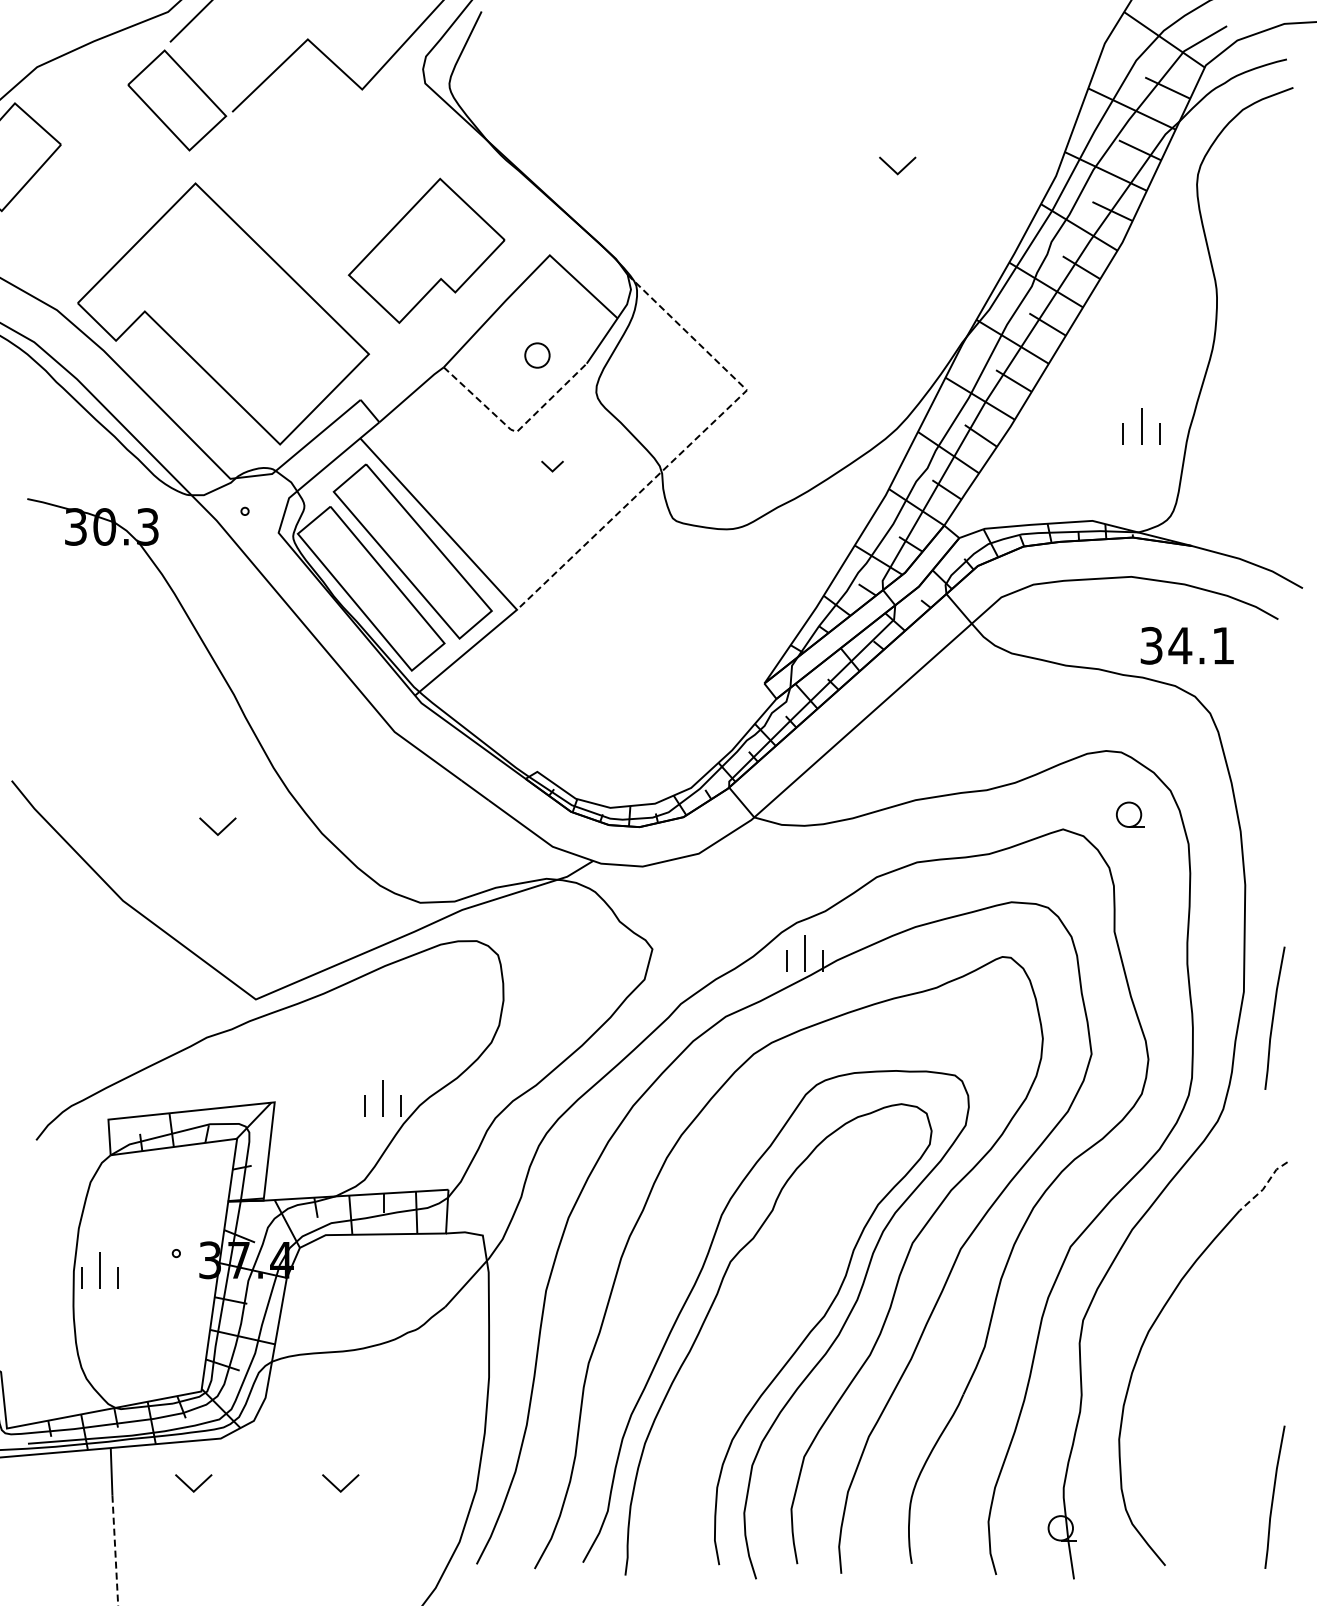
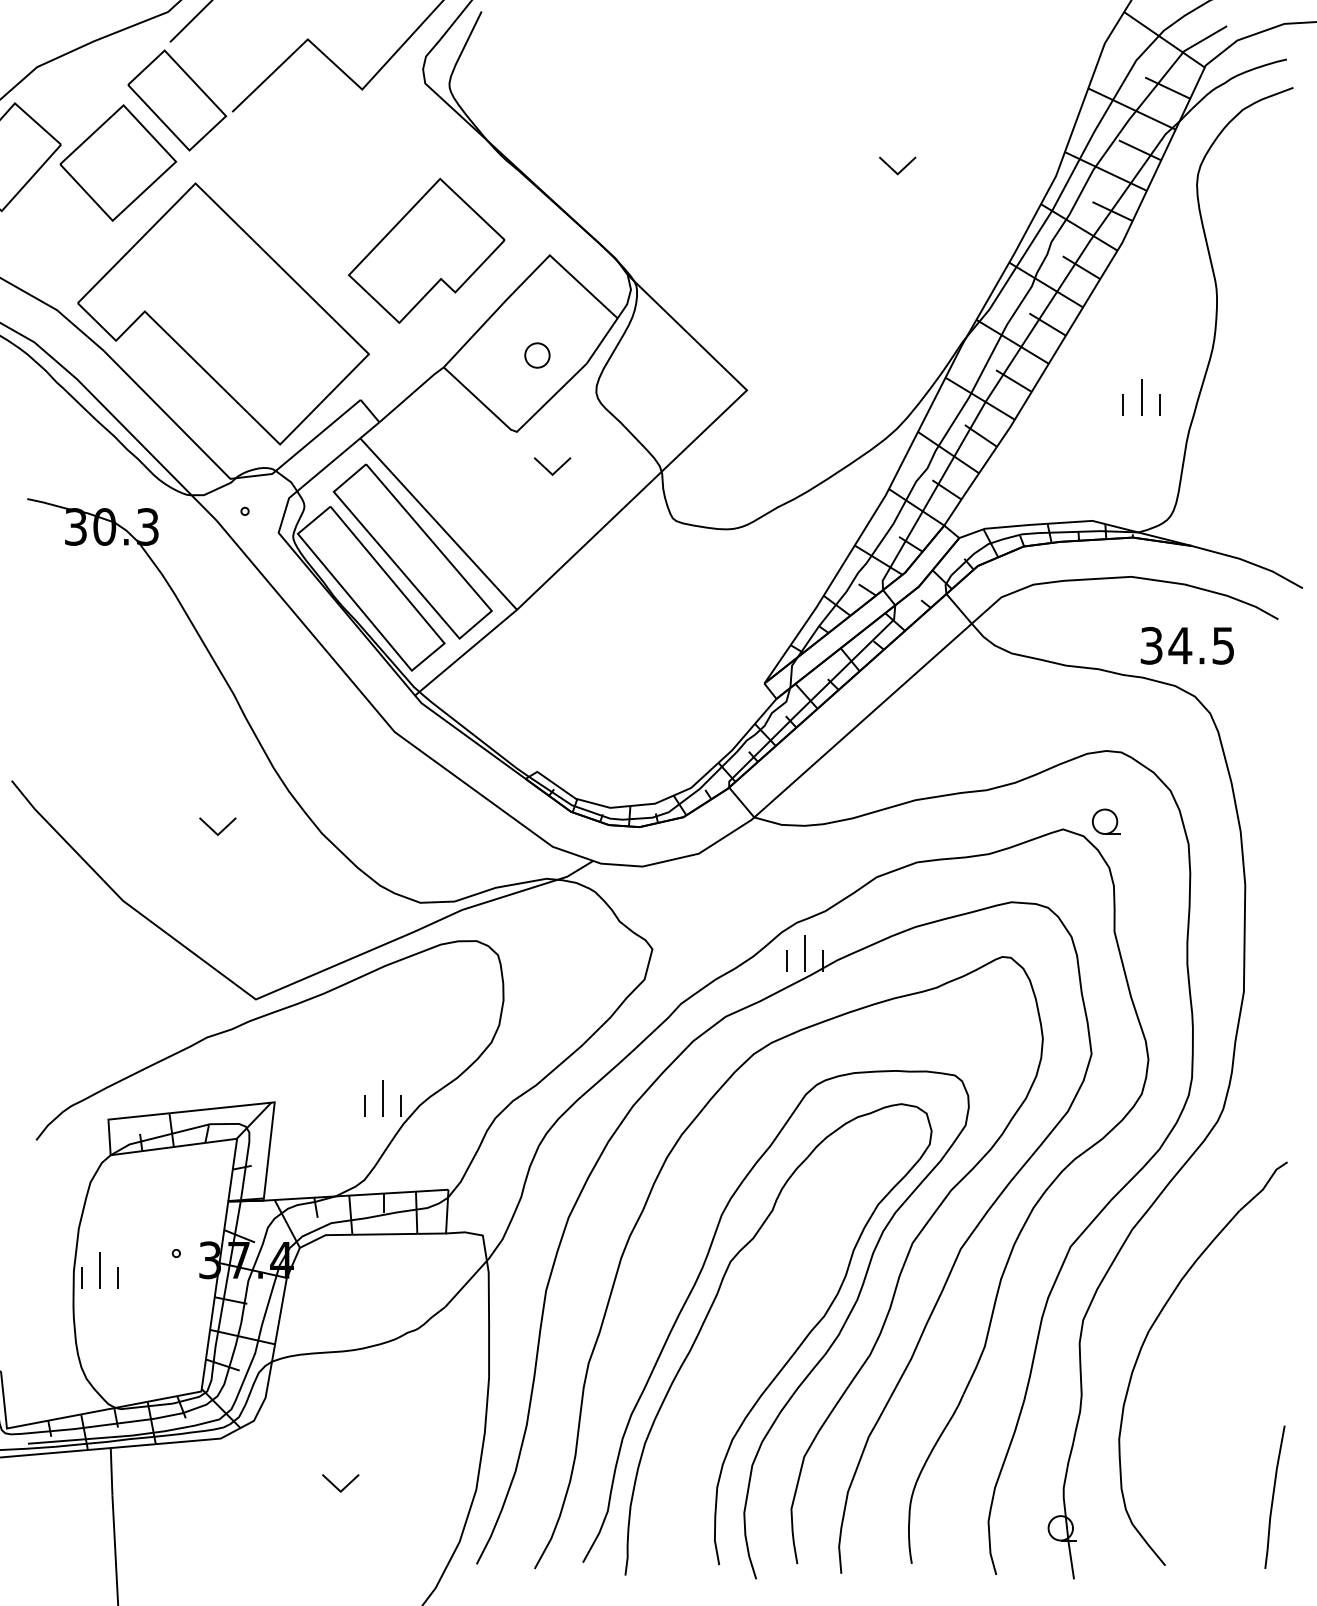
part: none -> present (118, 162)
part position: (1141, 426) -> (1141, 397) (1141, 397)
line: dashed -> solid (516, 431)
line: dashed -> solid (692, 442)
part size: 23x13 px -> 39x19 px (552, 466)
text: 34.1 -> 34.5 (1222, 645)
part position: (1130, 814) -> (1106, 821) (1106, 821)
line: present -> none (1274, 1016)
line: dashed -> solid (1264, 1187)
part: present -> none (193, 1483)
line: dashed -> solid (115, 1550)
